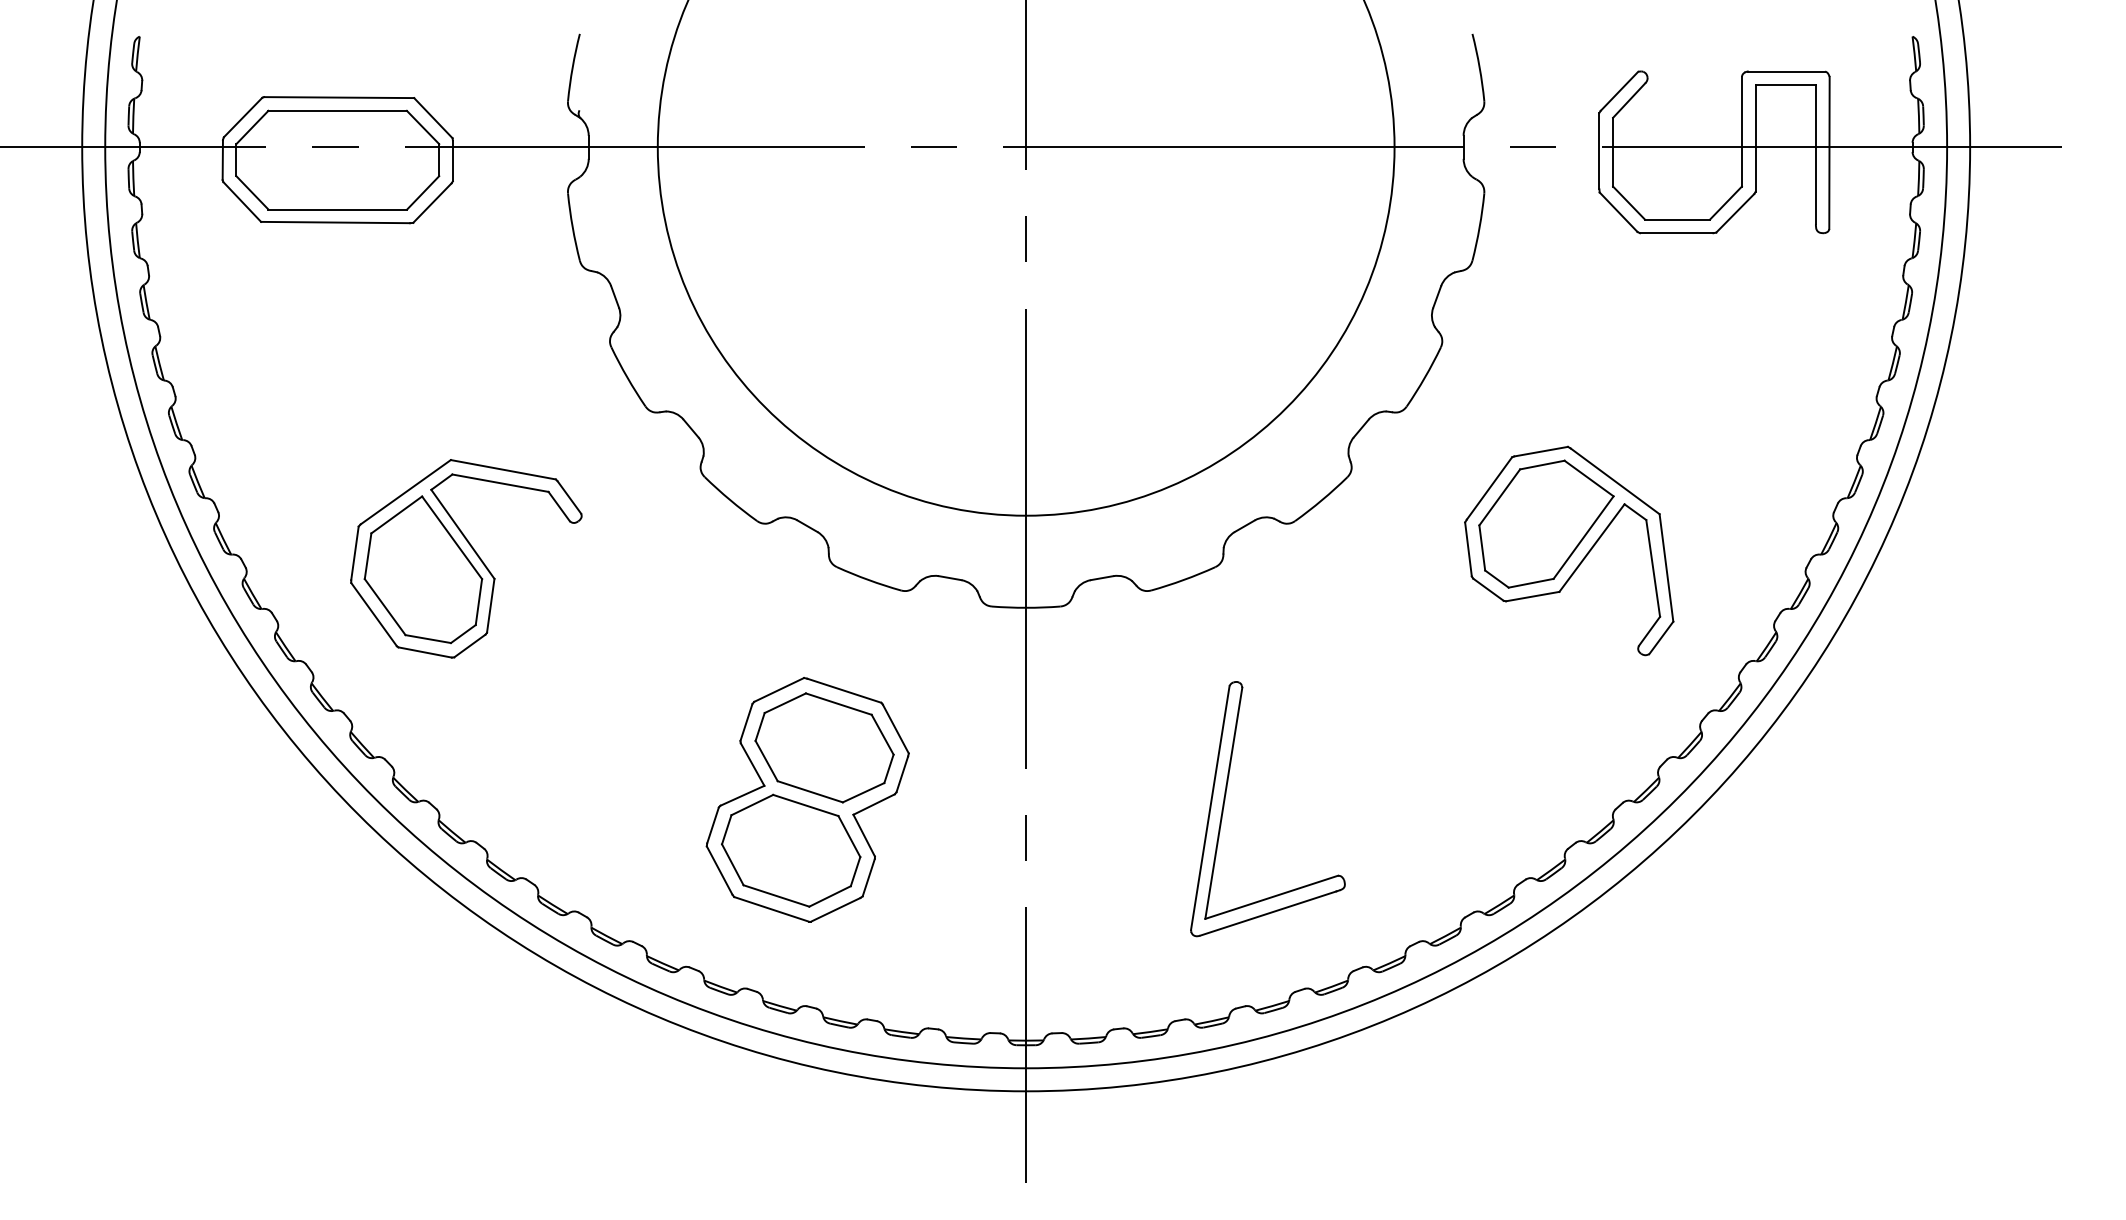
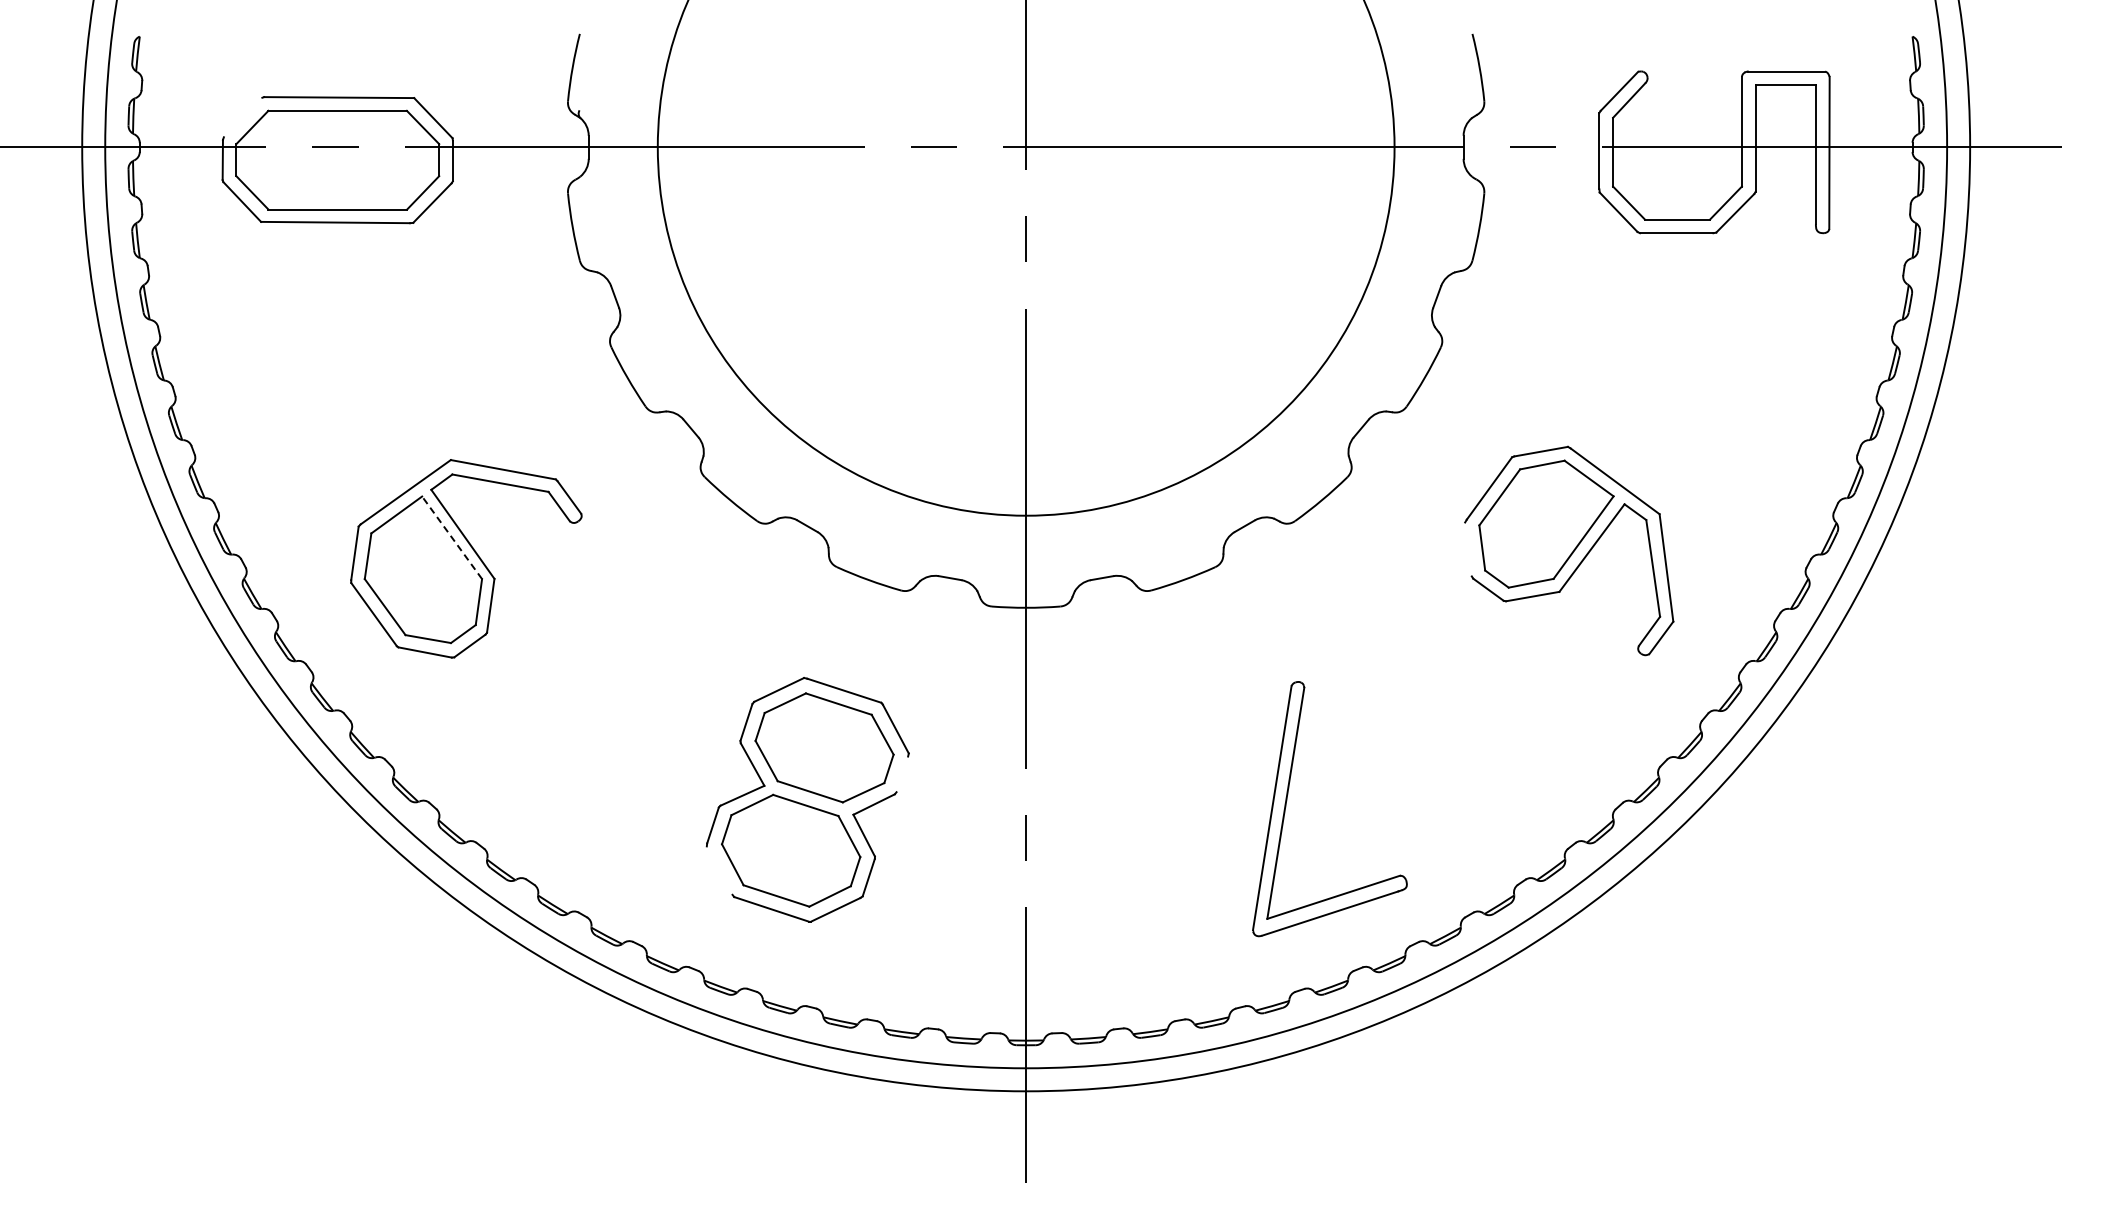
line: present -> none (242, 117)
line: solid -> dashed (451, 537)
line: present -> none (1468, 549)
line: present -> none (902, 774)
part position: (1225, 800) -> (1287, 800) (1287, 800)
line: present -> none (719, 870)
